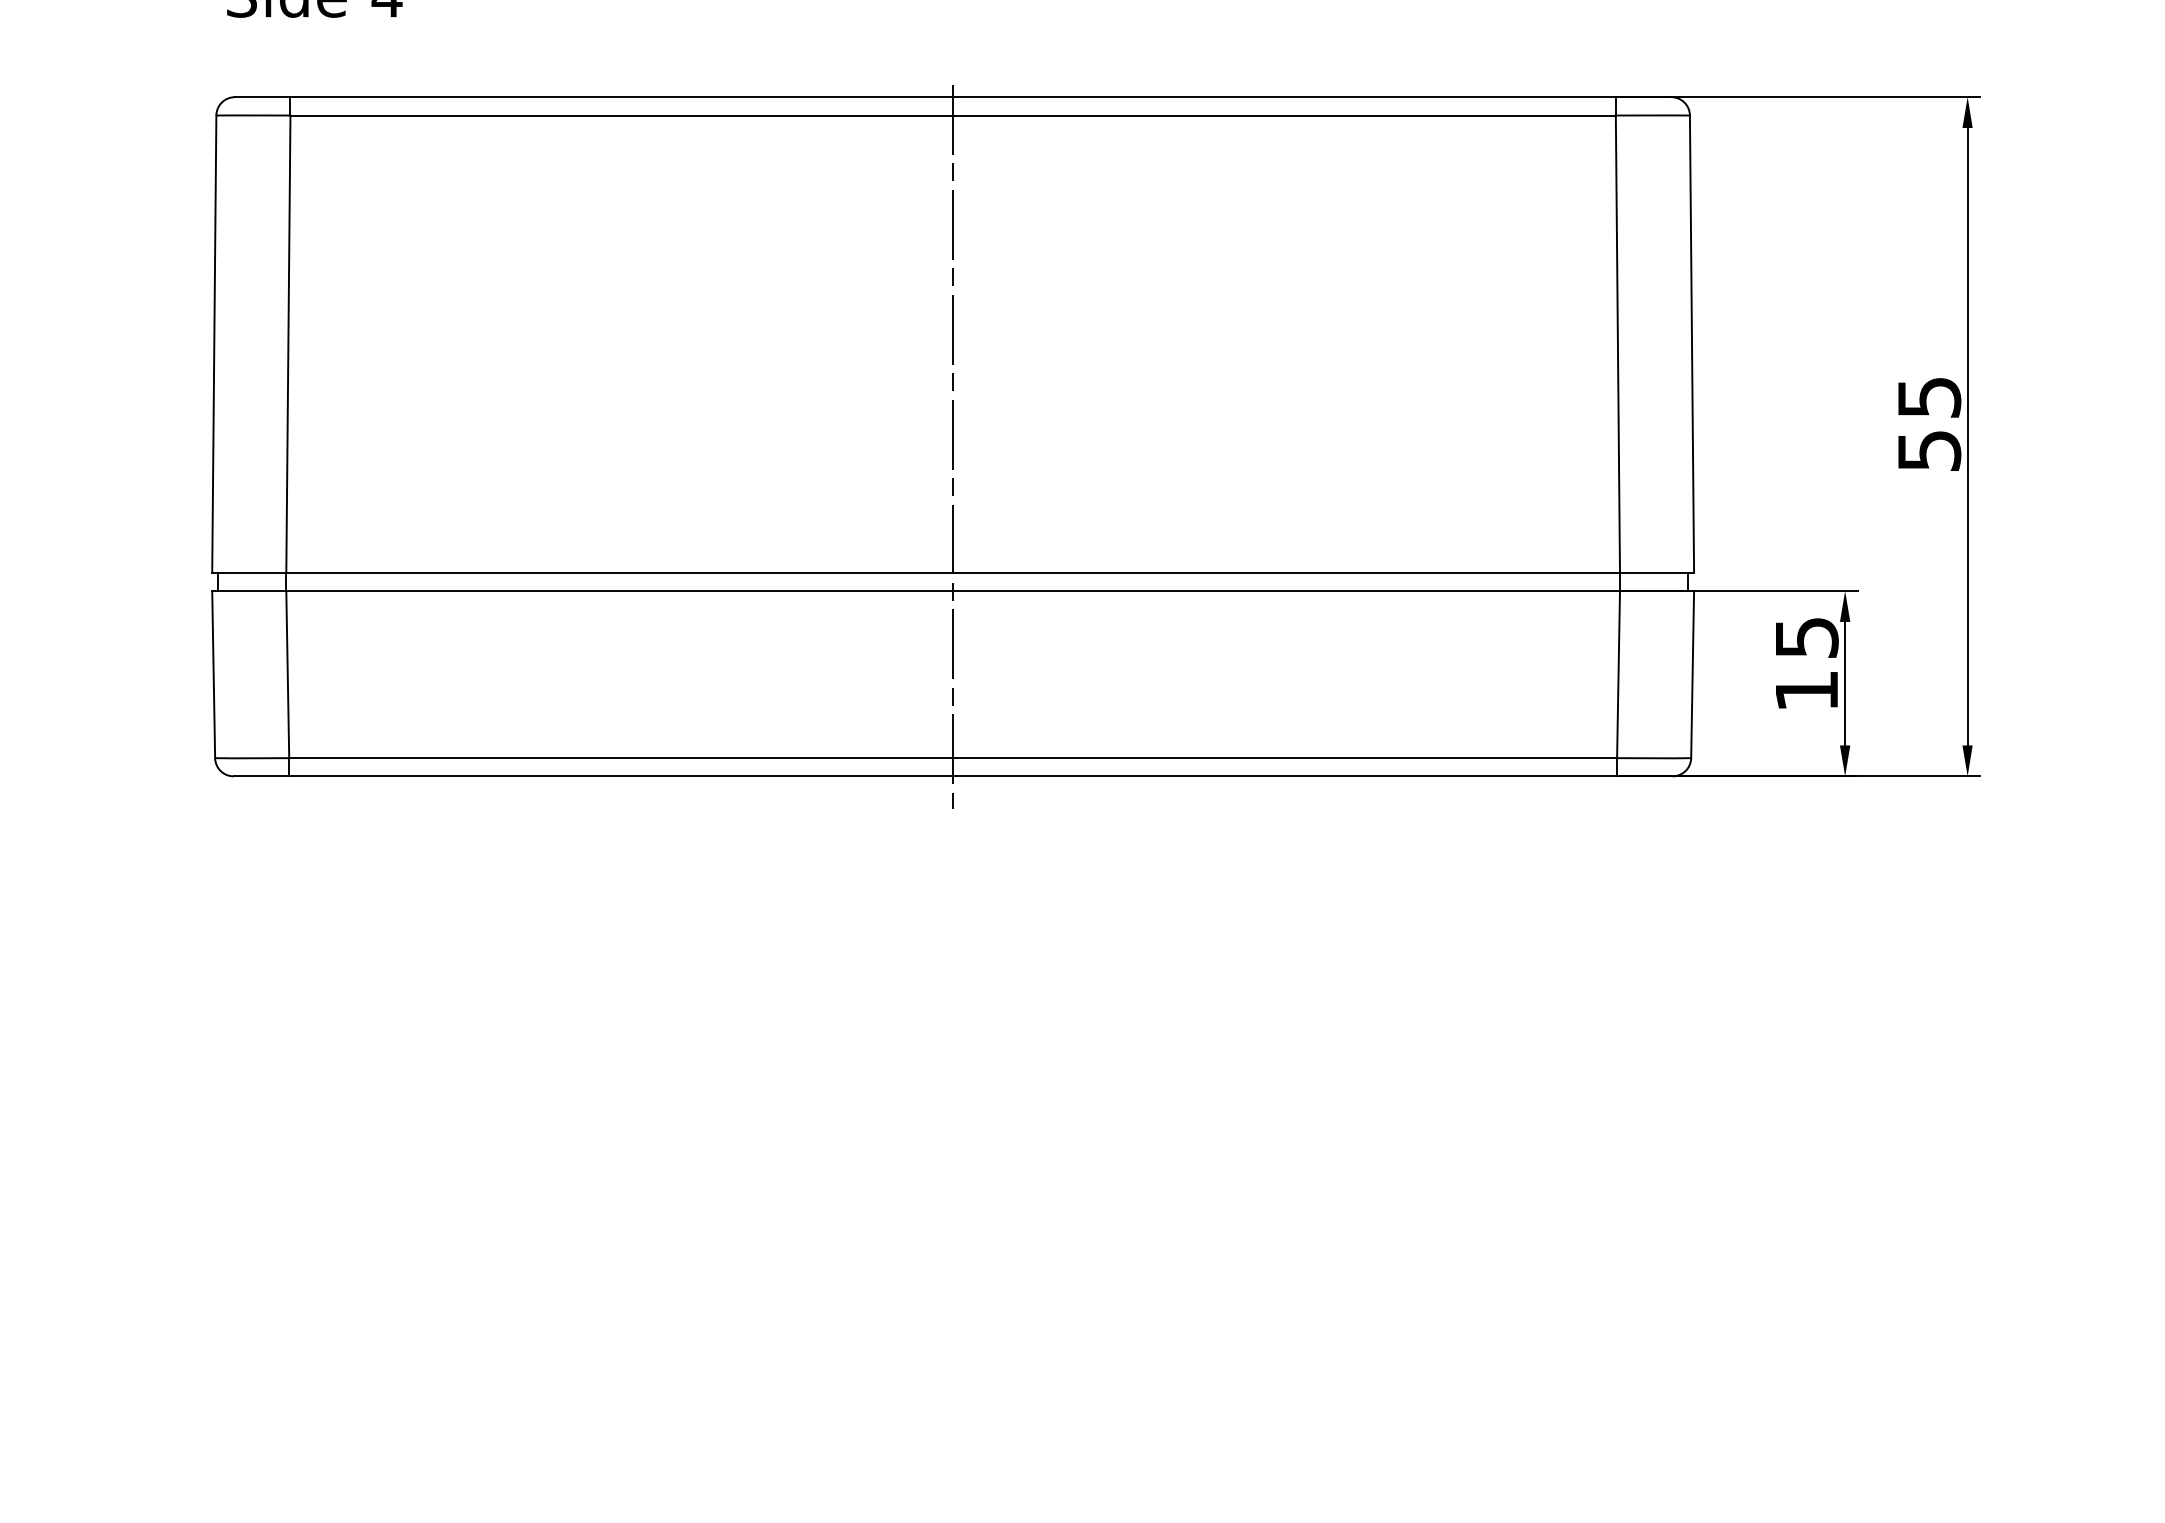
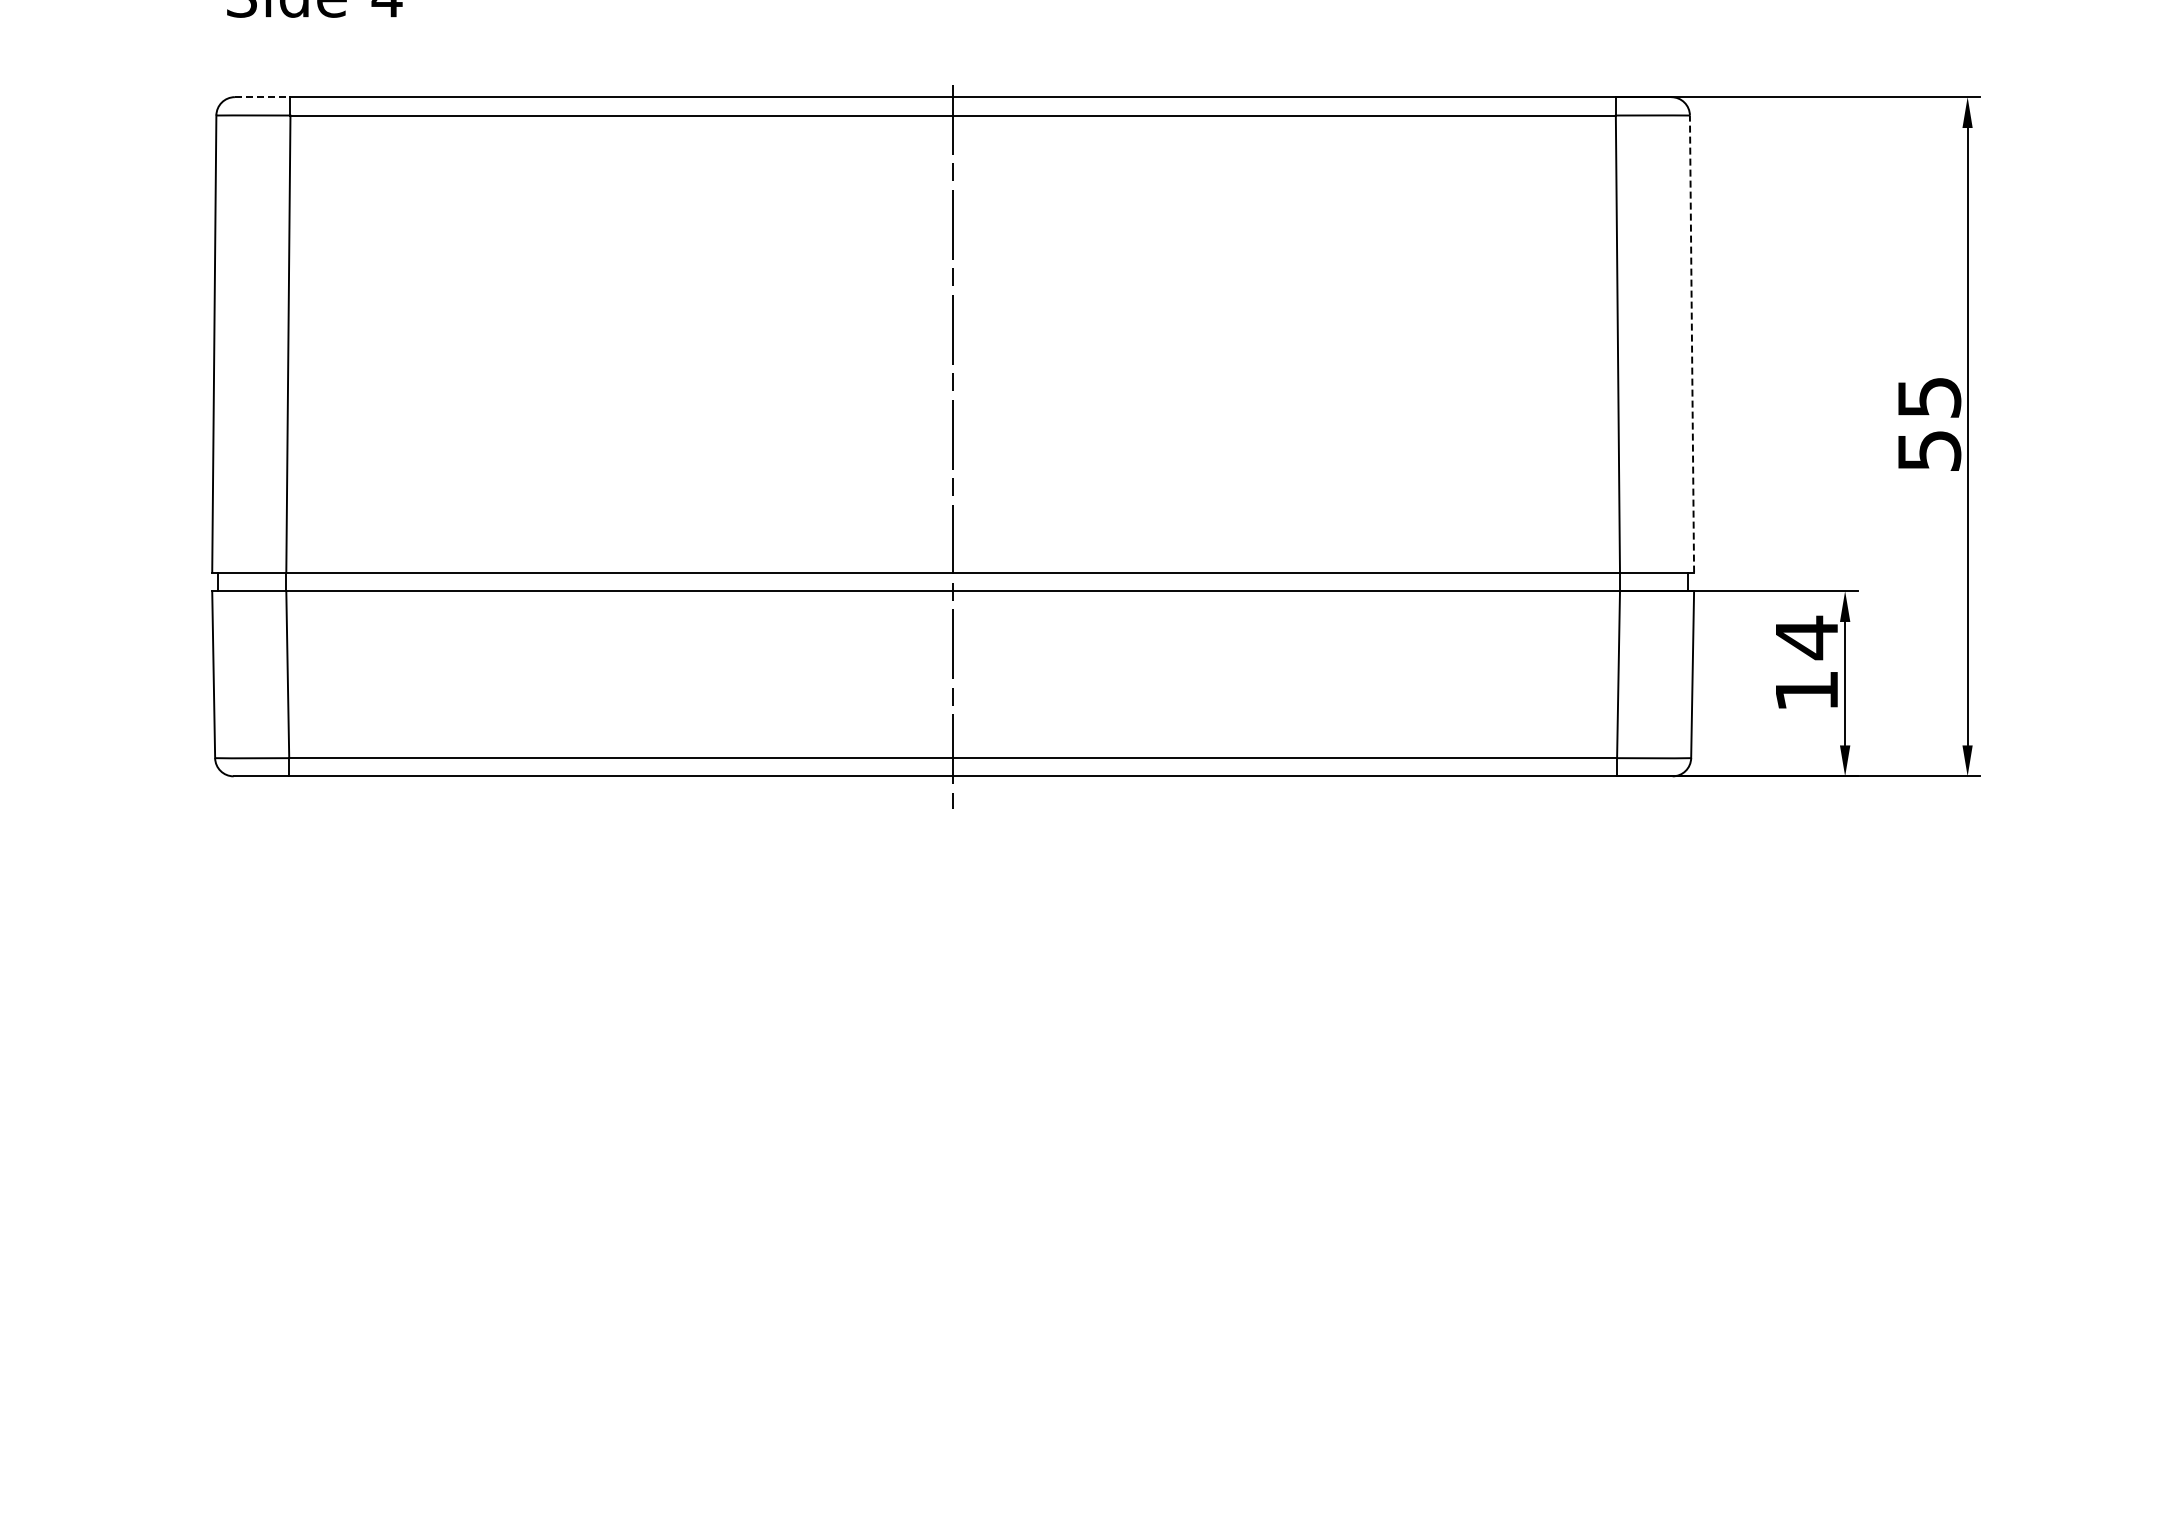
line: solid -> dashed (262, 97)
line: solid -> dashed (1692, 344)
text: 15 -> 14 (1807, 637)
